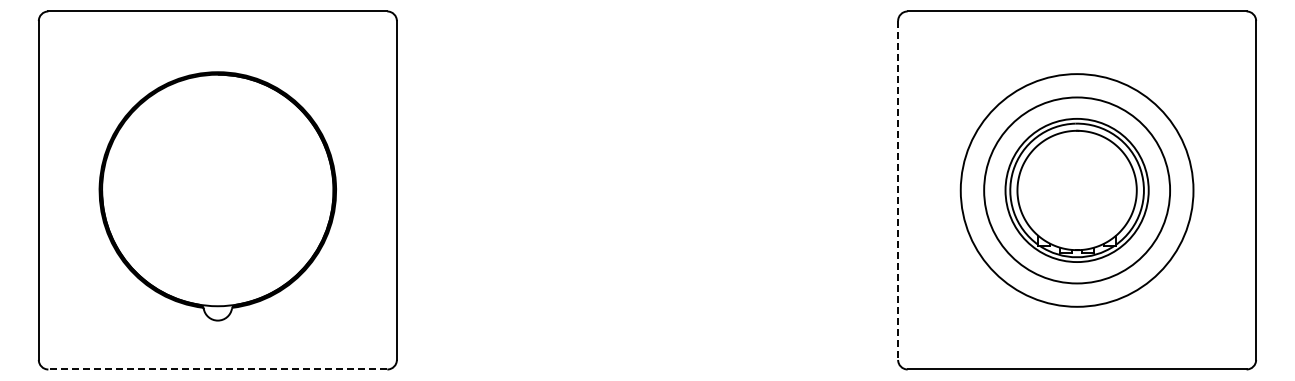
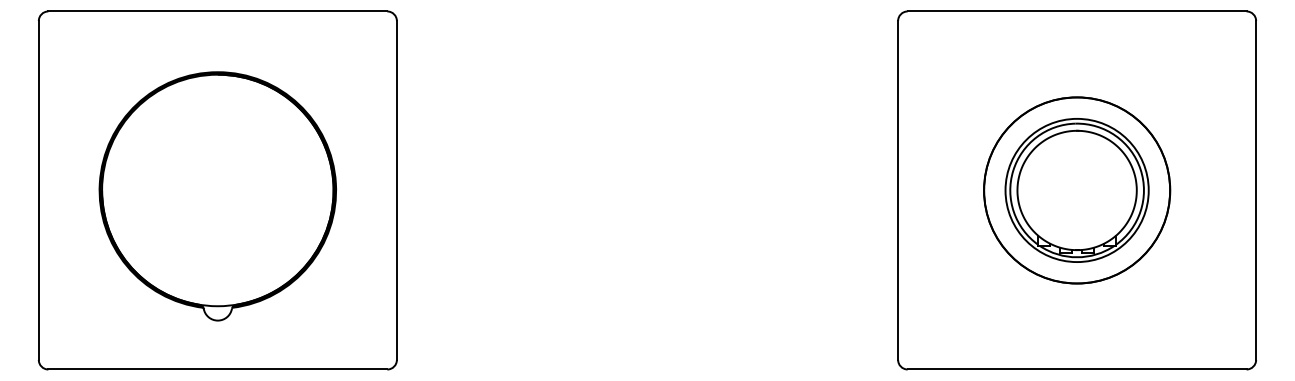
line: dashed -> solid (898, 190)
circle diameter: 233 px -> 186 px (1077, 190)
line: dashed -> solid (217, 369)
